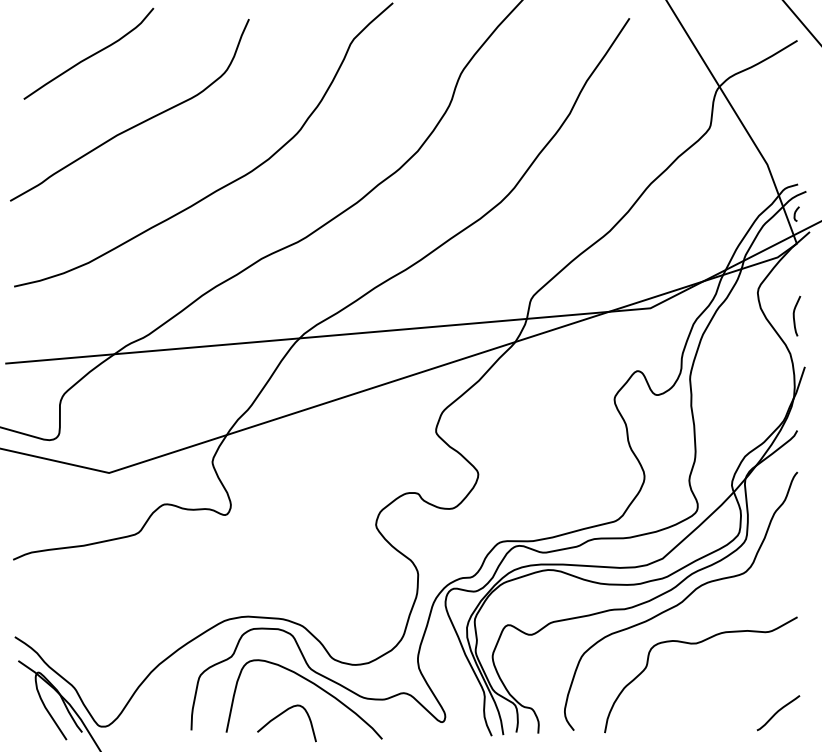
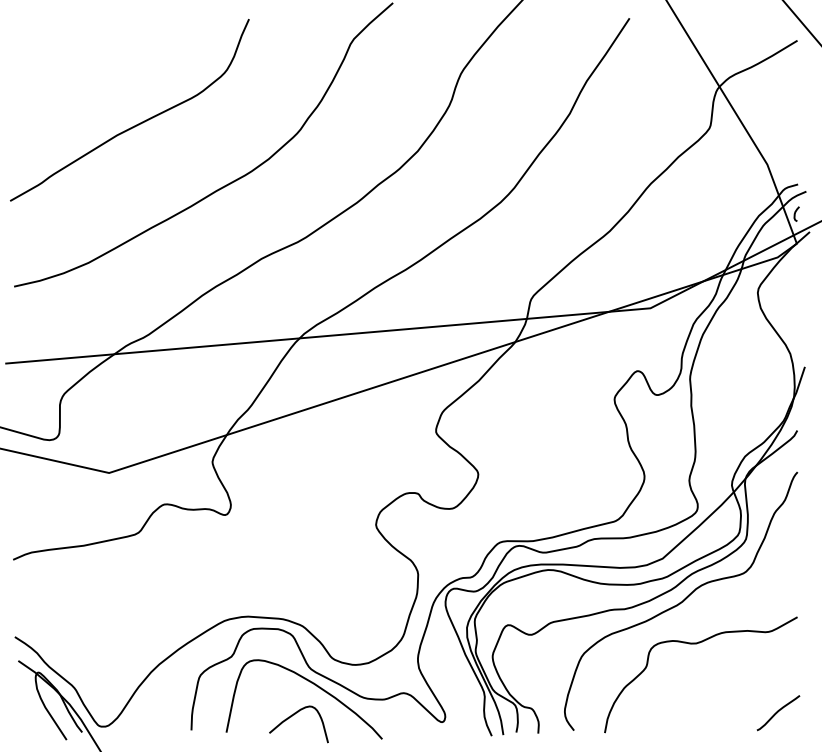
curve: present -> none (90, 55)
curve: present -> none (794, 315)
curve position: (282, 714) -> (294, 715) (294, 715)
